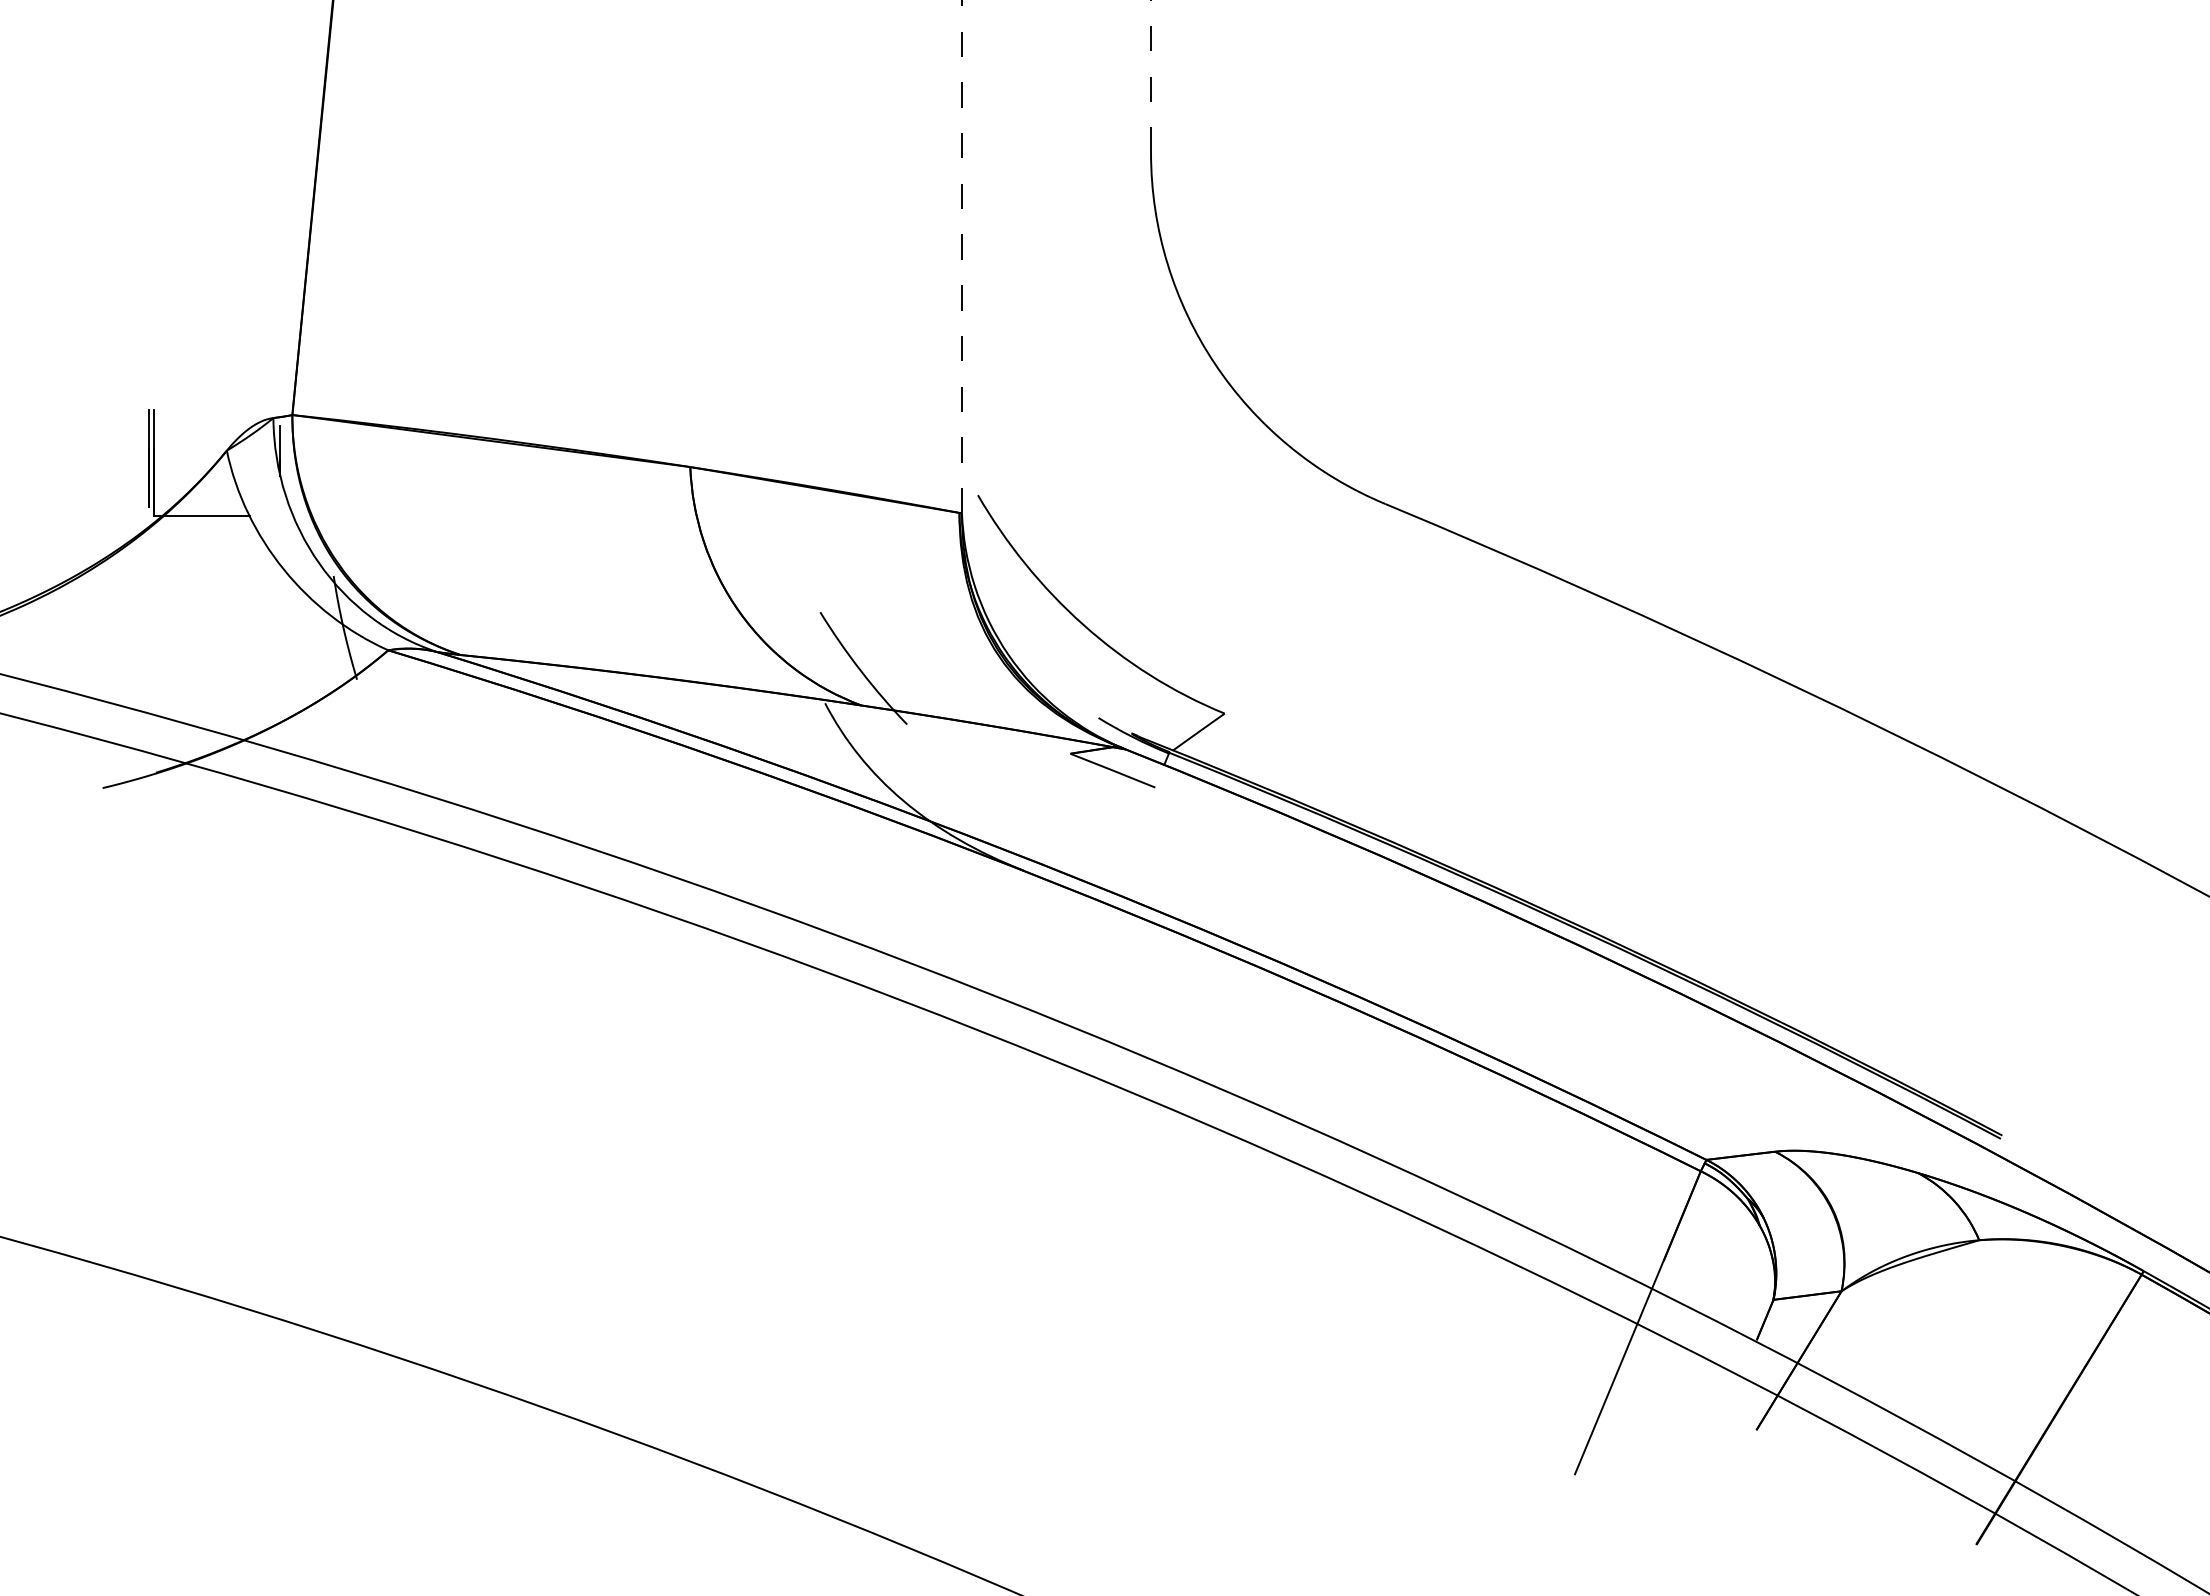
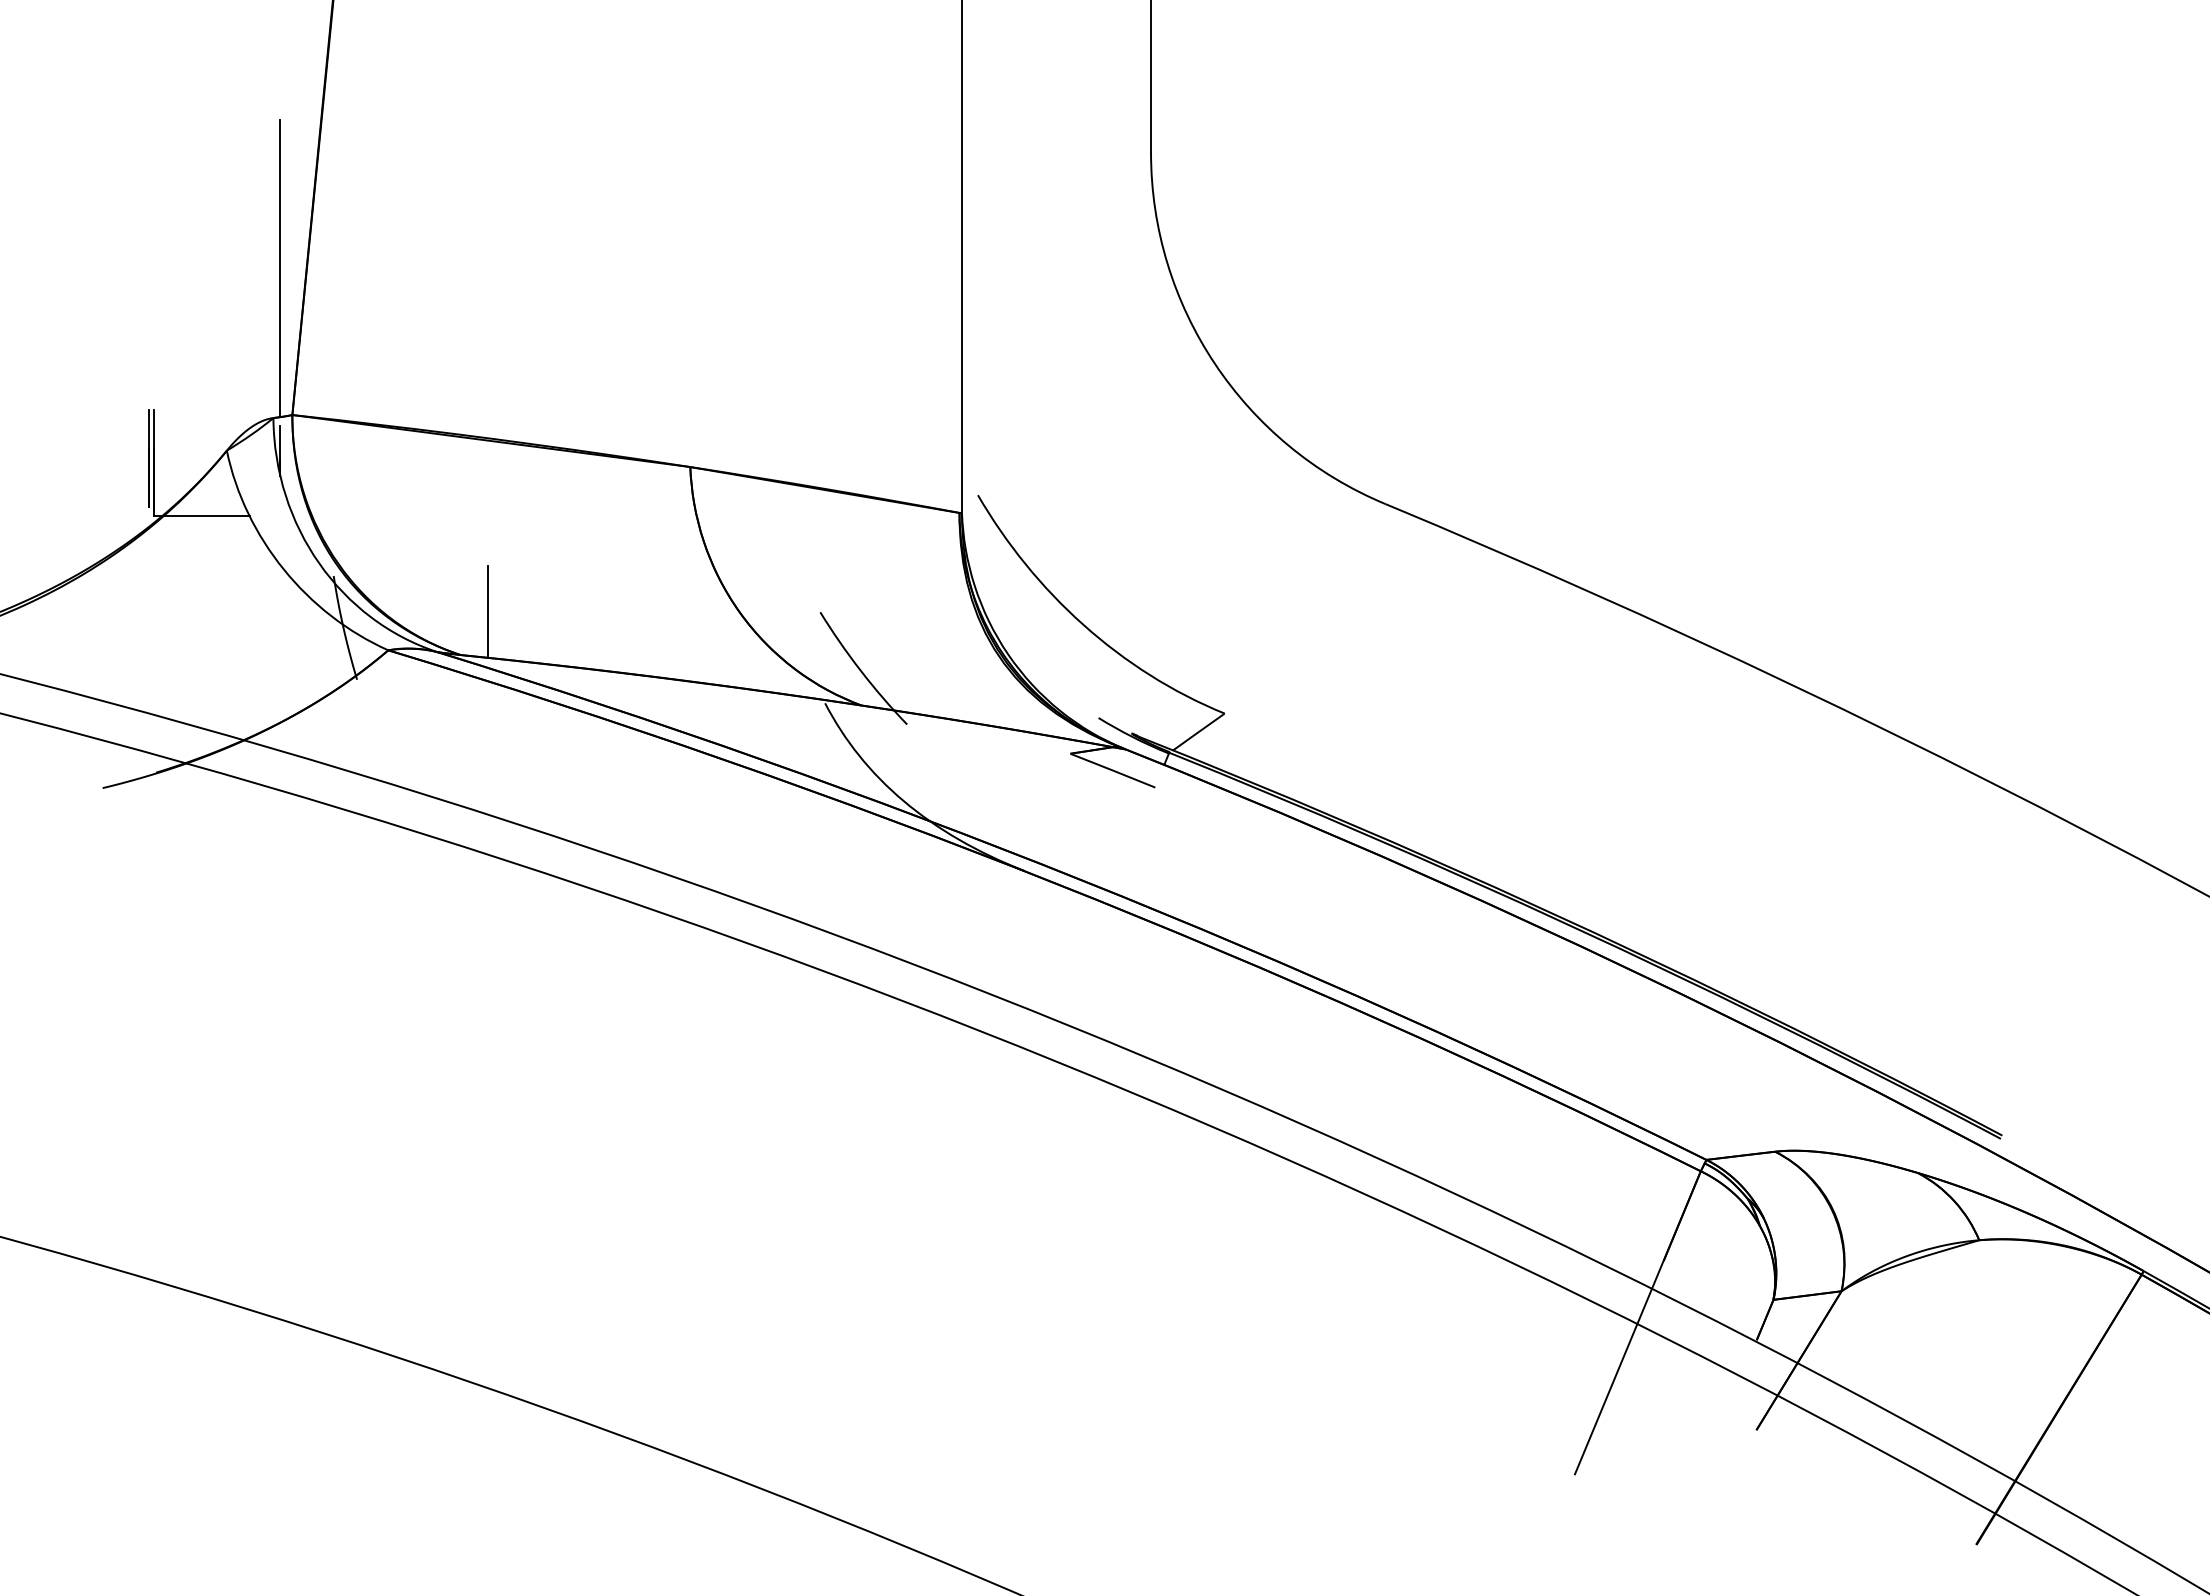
line: dashed -> solid (1151, 76)
line: dashed -> solid (961, 256)
line: none -> present (280, 268)
line: none -> present (487, 612)
